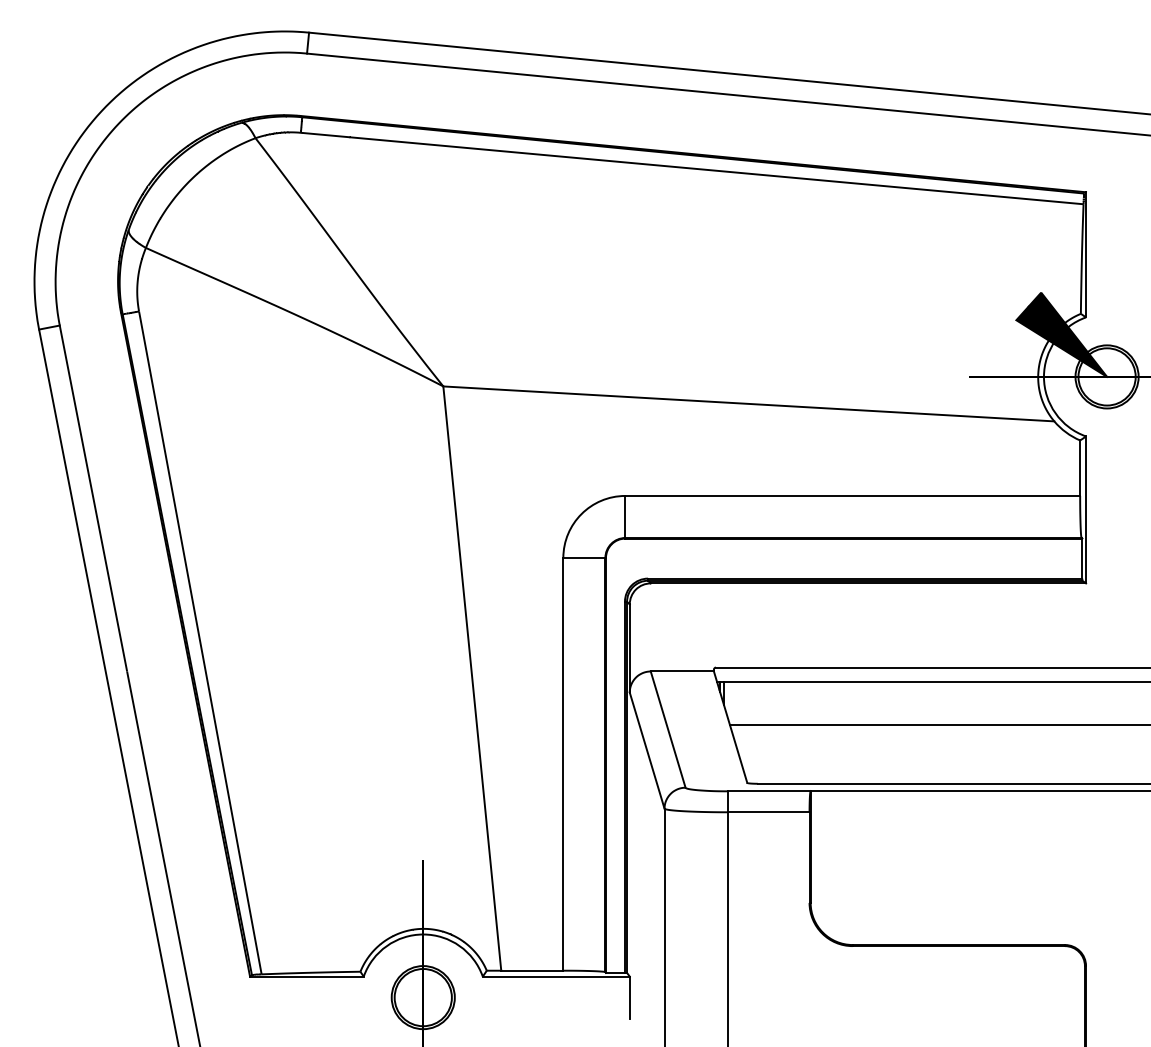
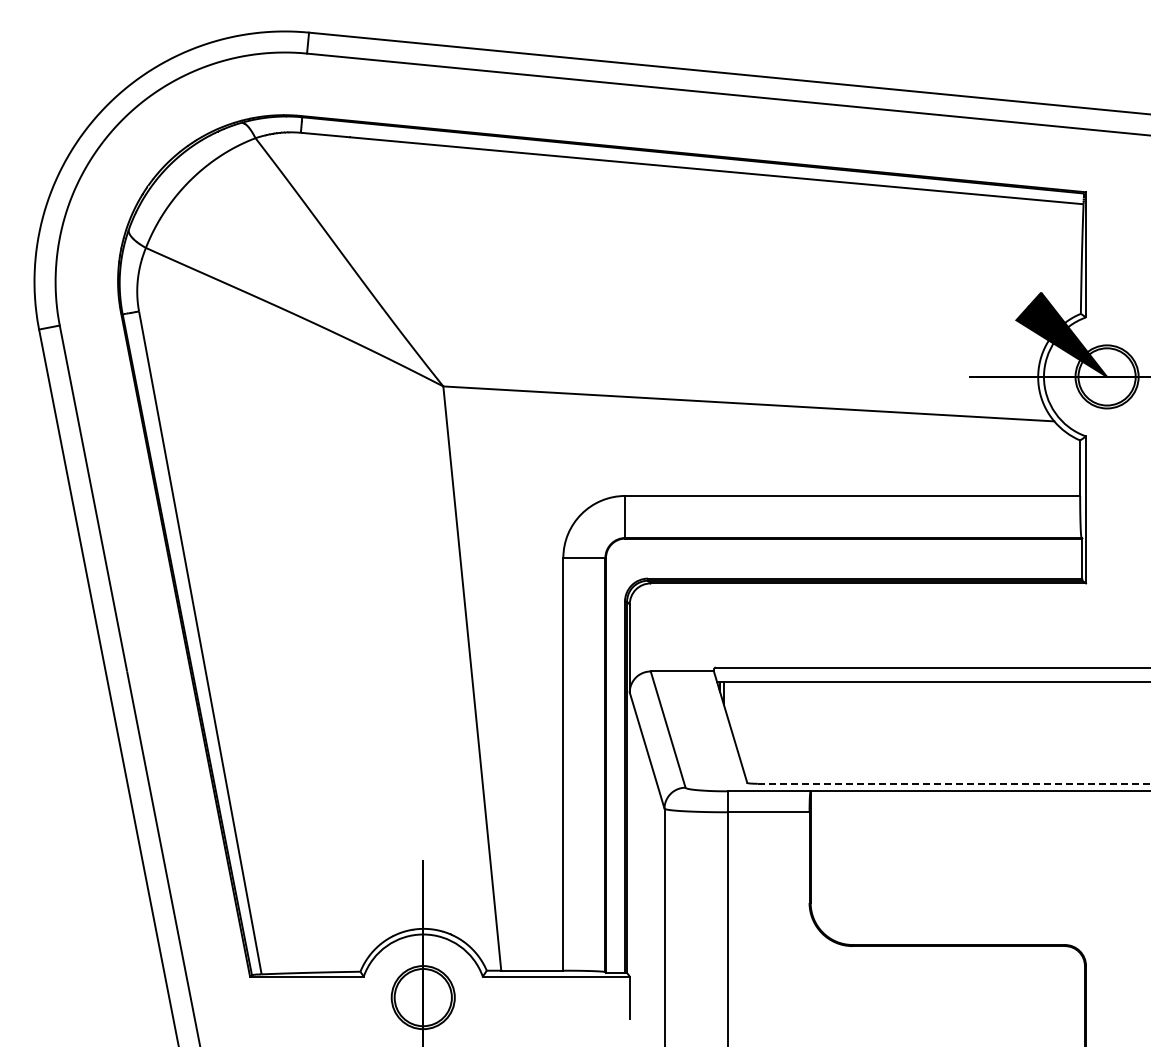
line: present -> none (938, 724)
line: solid -> dashed (954, 783)
